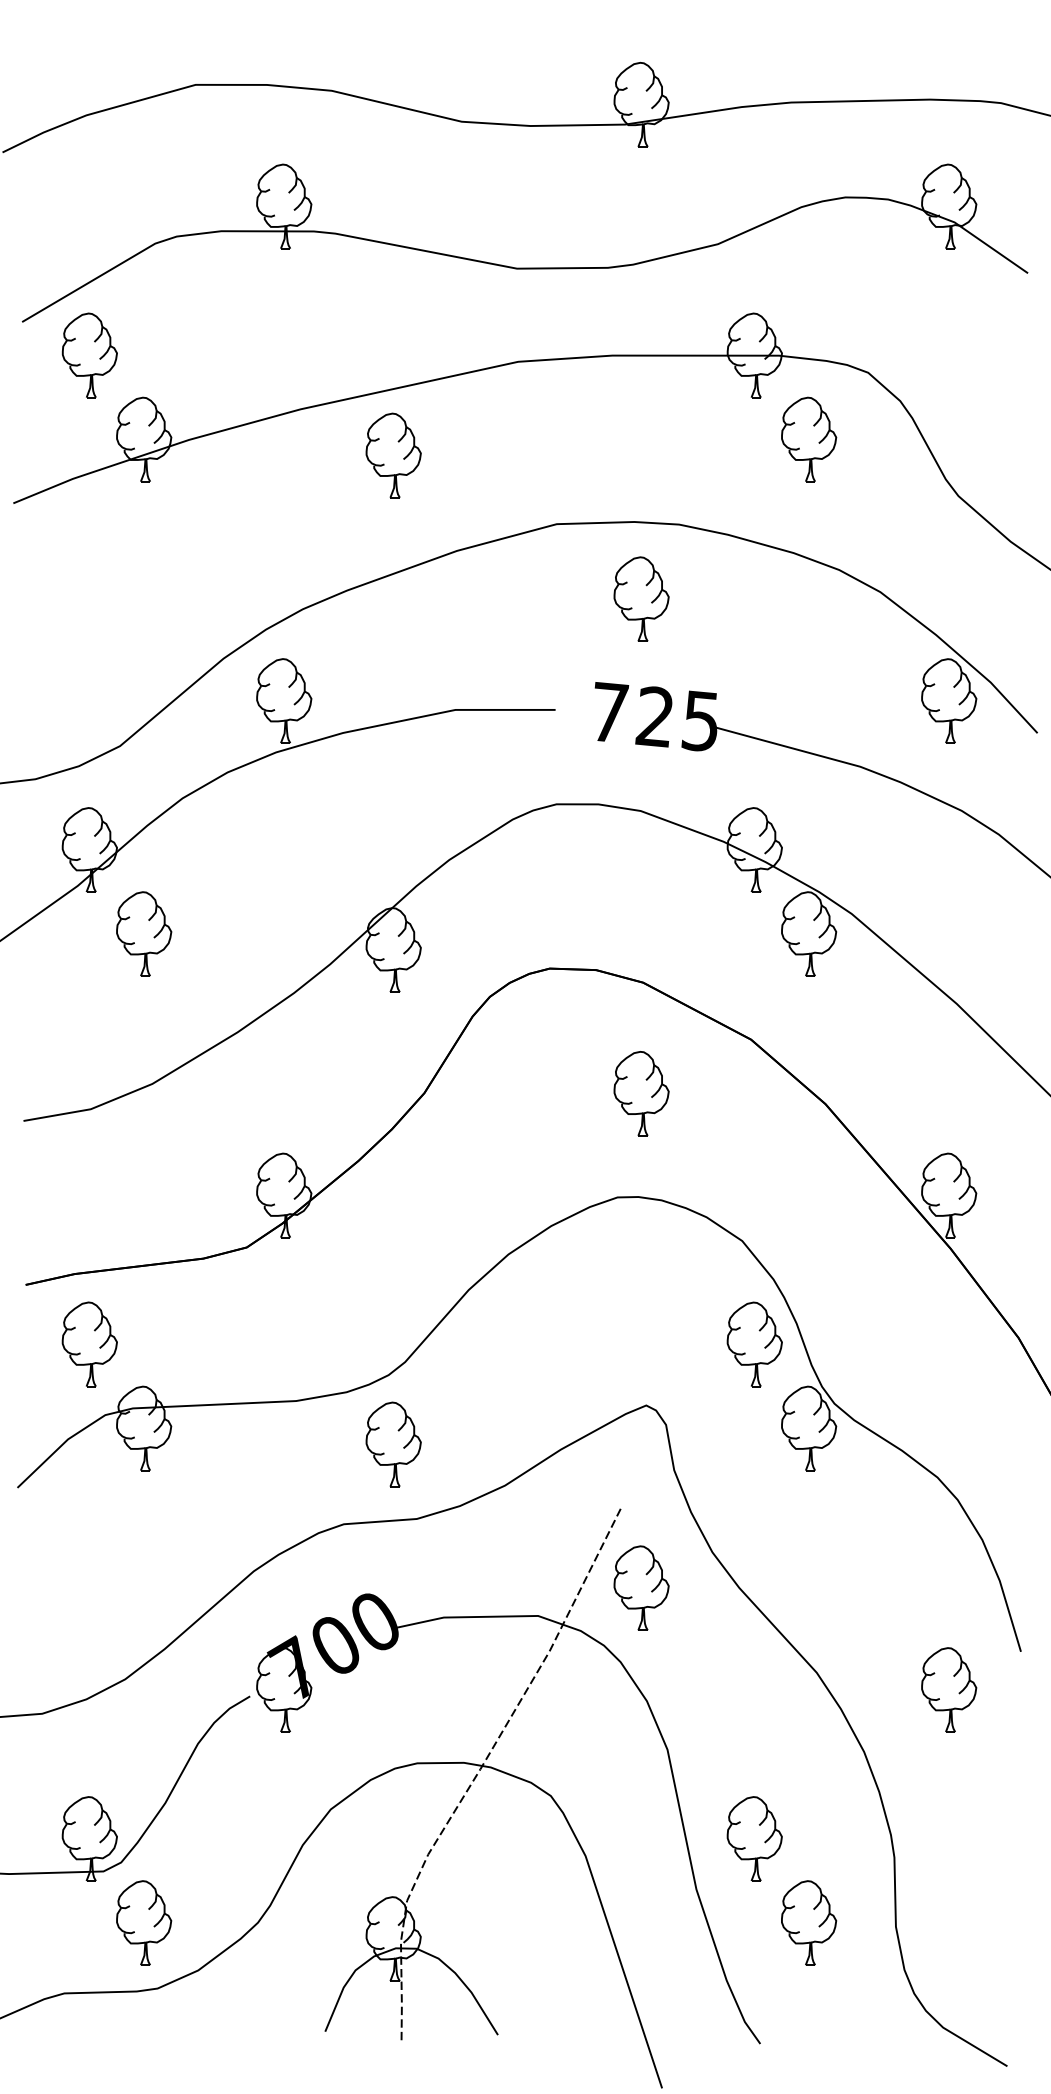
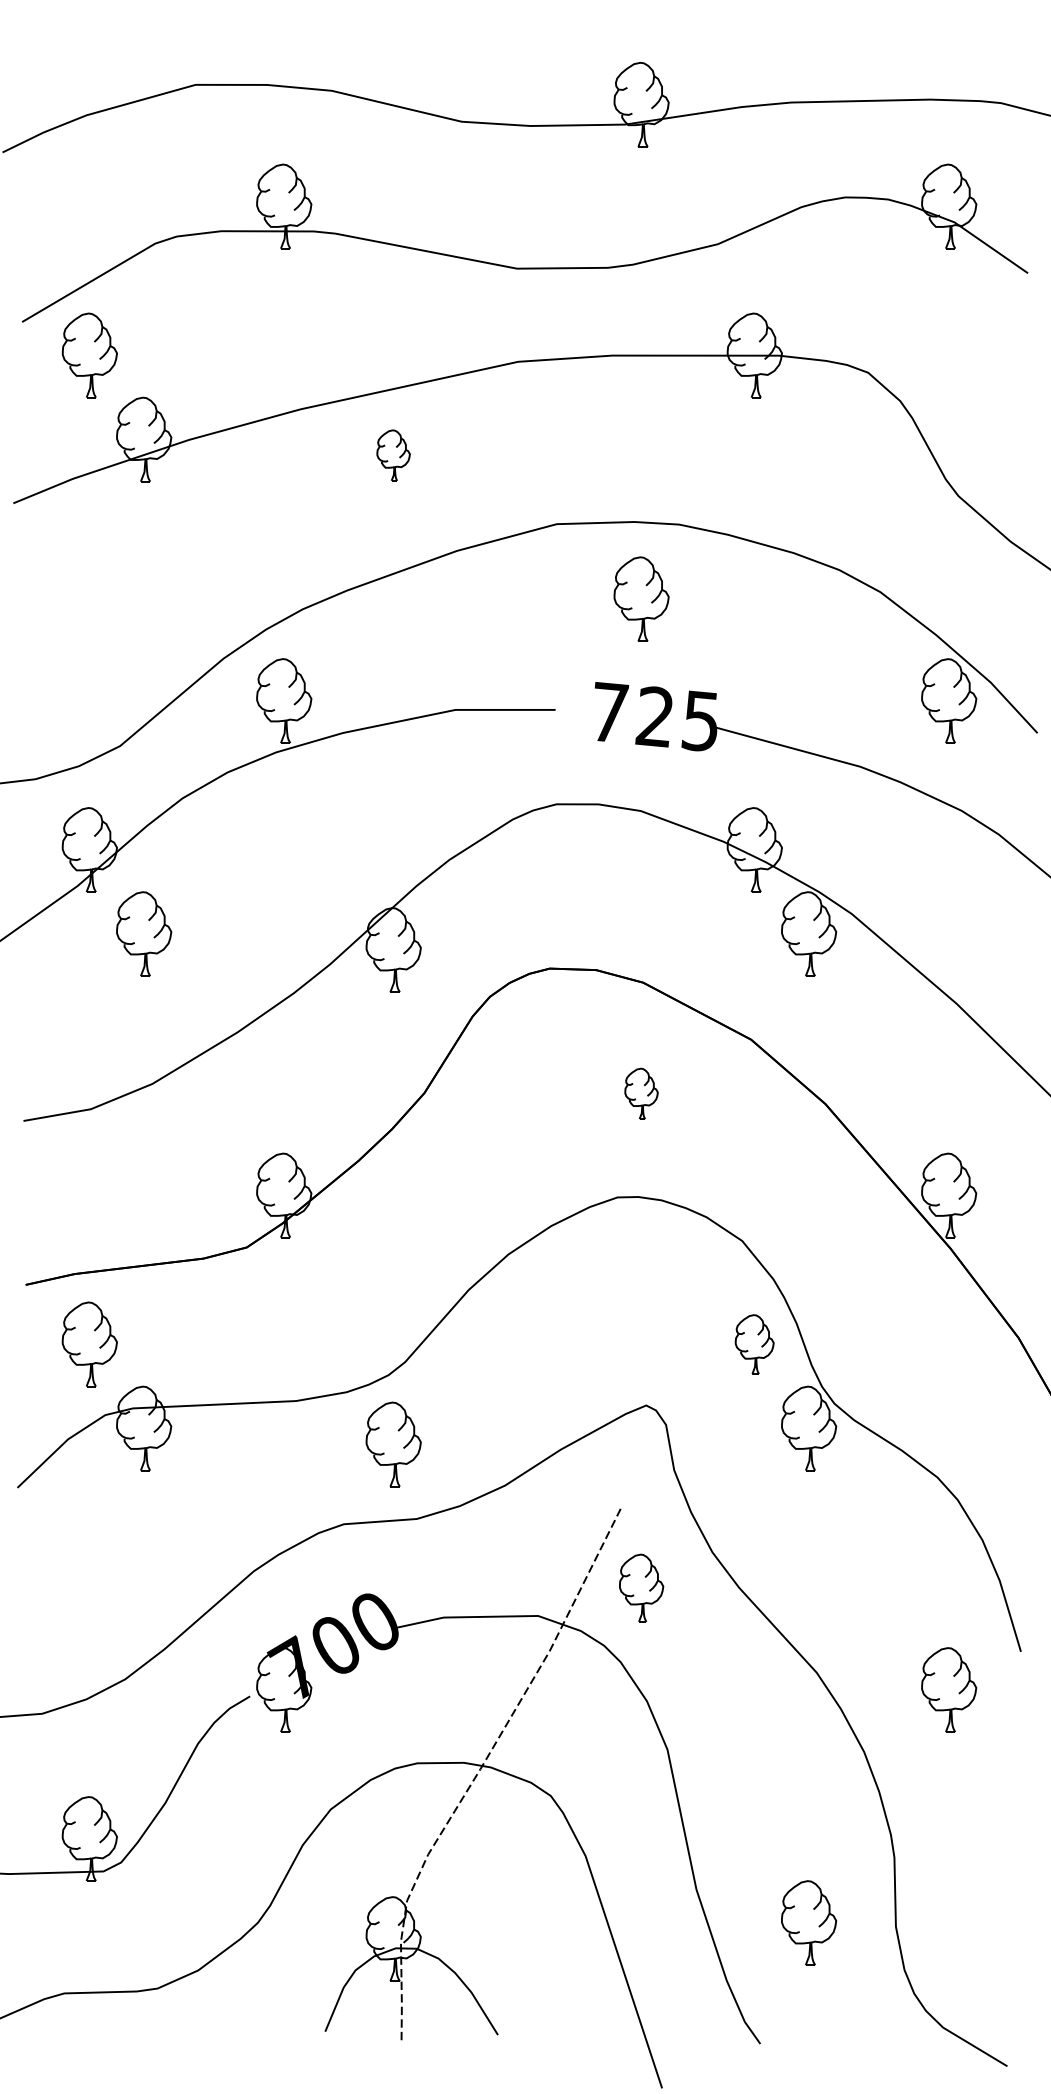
part: present -> none (809, 439)
part size: 57x87 px -> 35x53 px (393, 455)
part size: 57x86 px -> 35x53 px (641, 1093)
part size: 57x87 px -> 41x61 px (754, 1344)
part size: 57x86 px -> 46x70 px (641, 1587)
part: present -> none (754, 1838)
part: present -> none (144, 1922)
